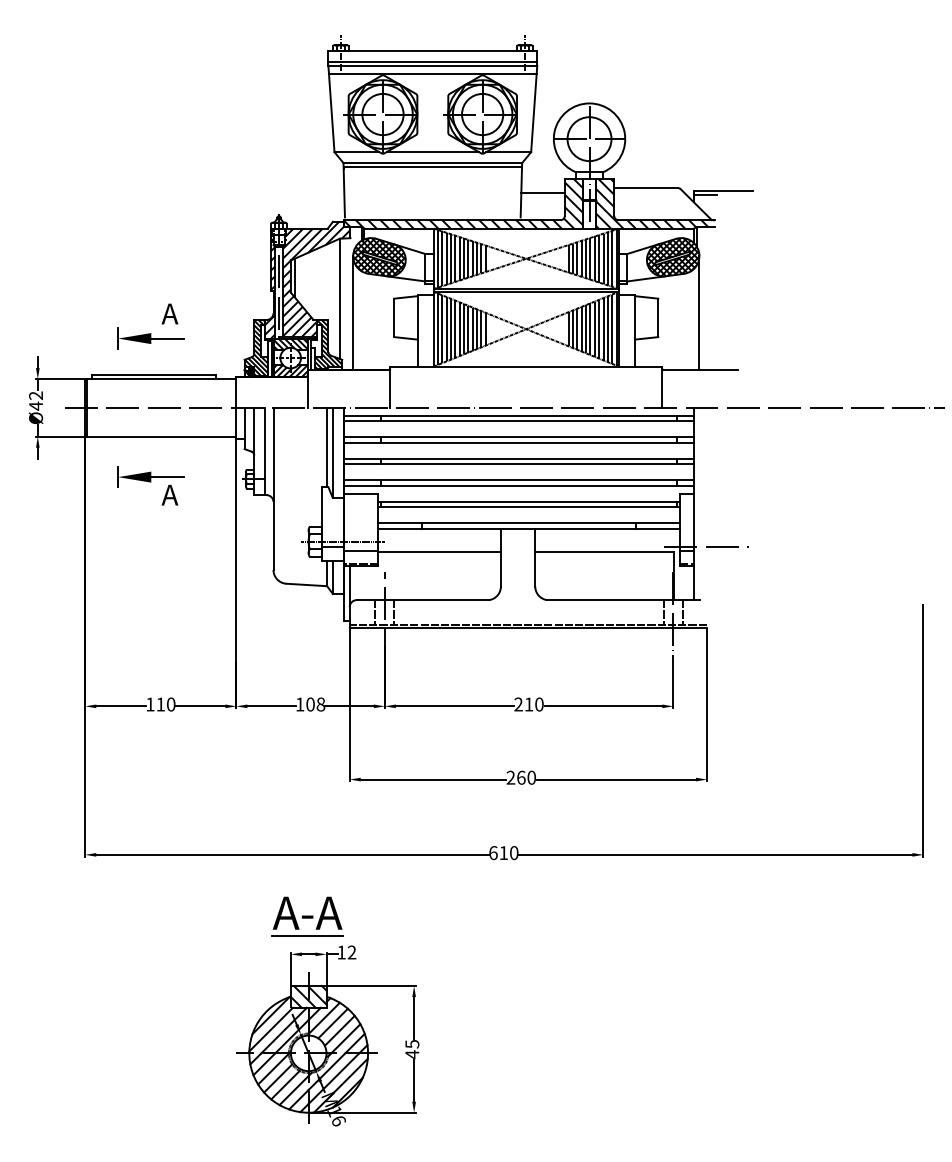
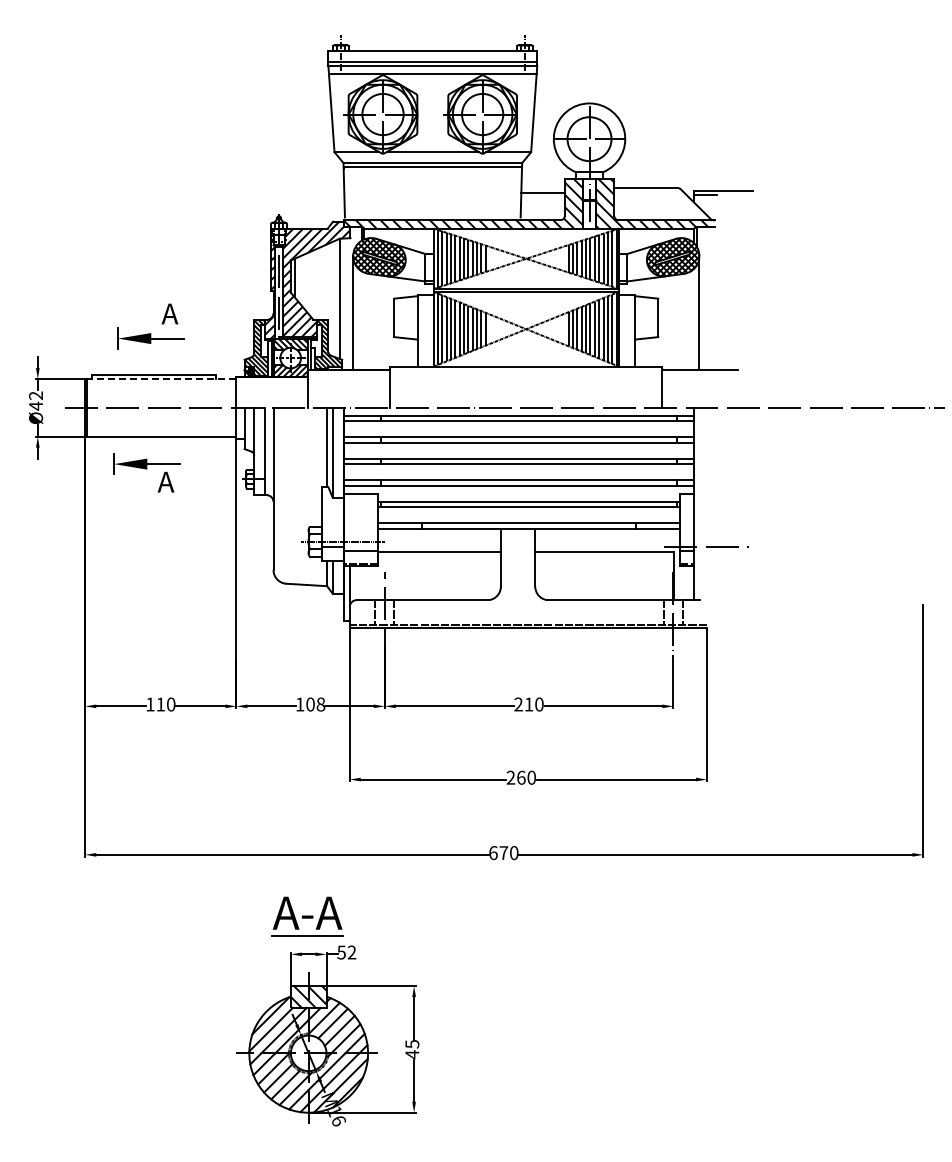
line: solid -> dashed (161, 379)
part position: (150, 485) -> (146, 472) (146, 472)
text: 610 -> 670 (503, 852)
text: 12 -> 52 (341, 952)
